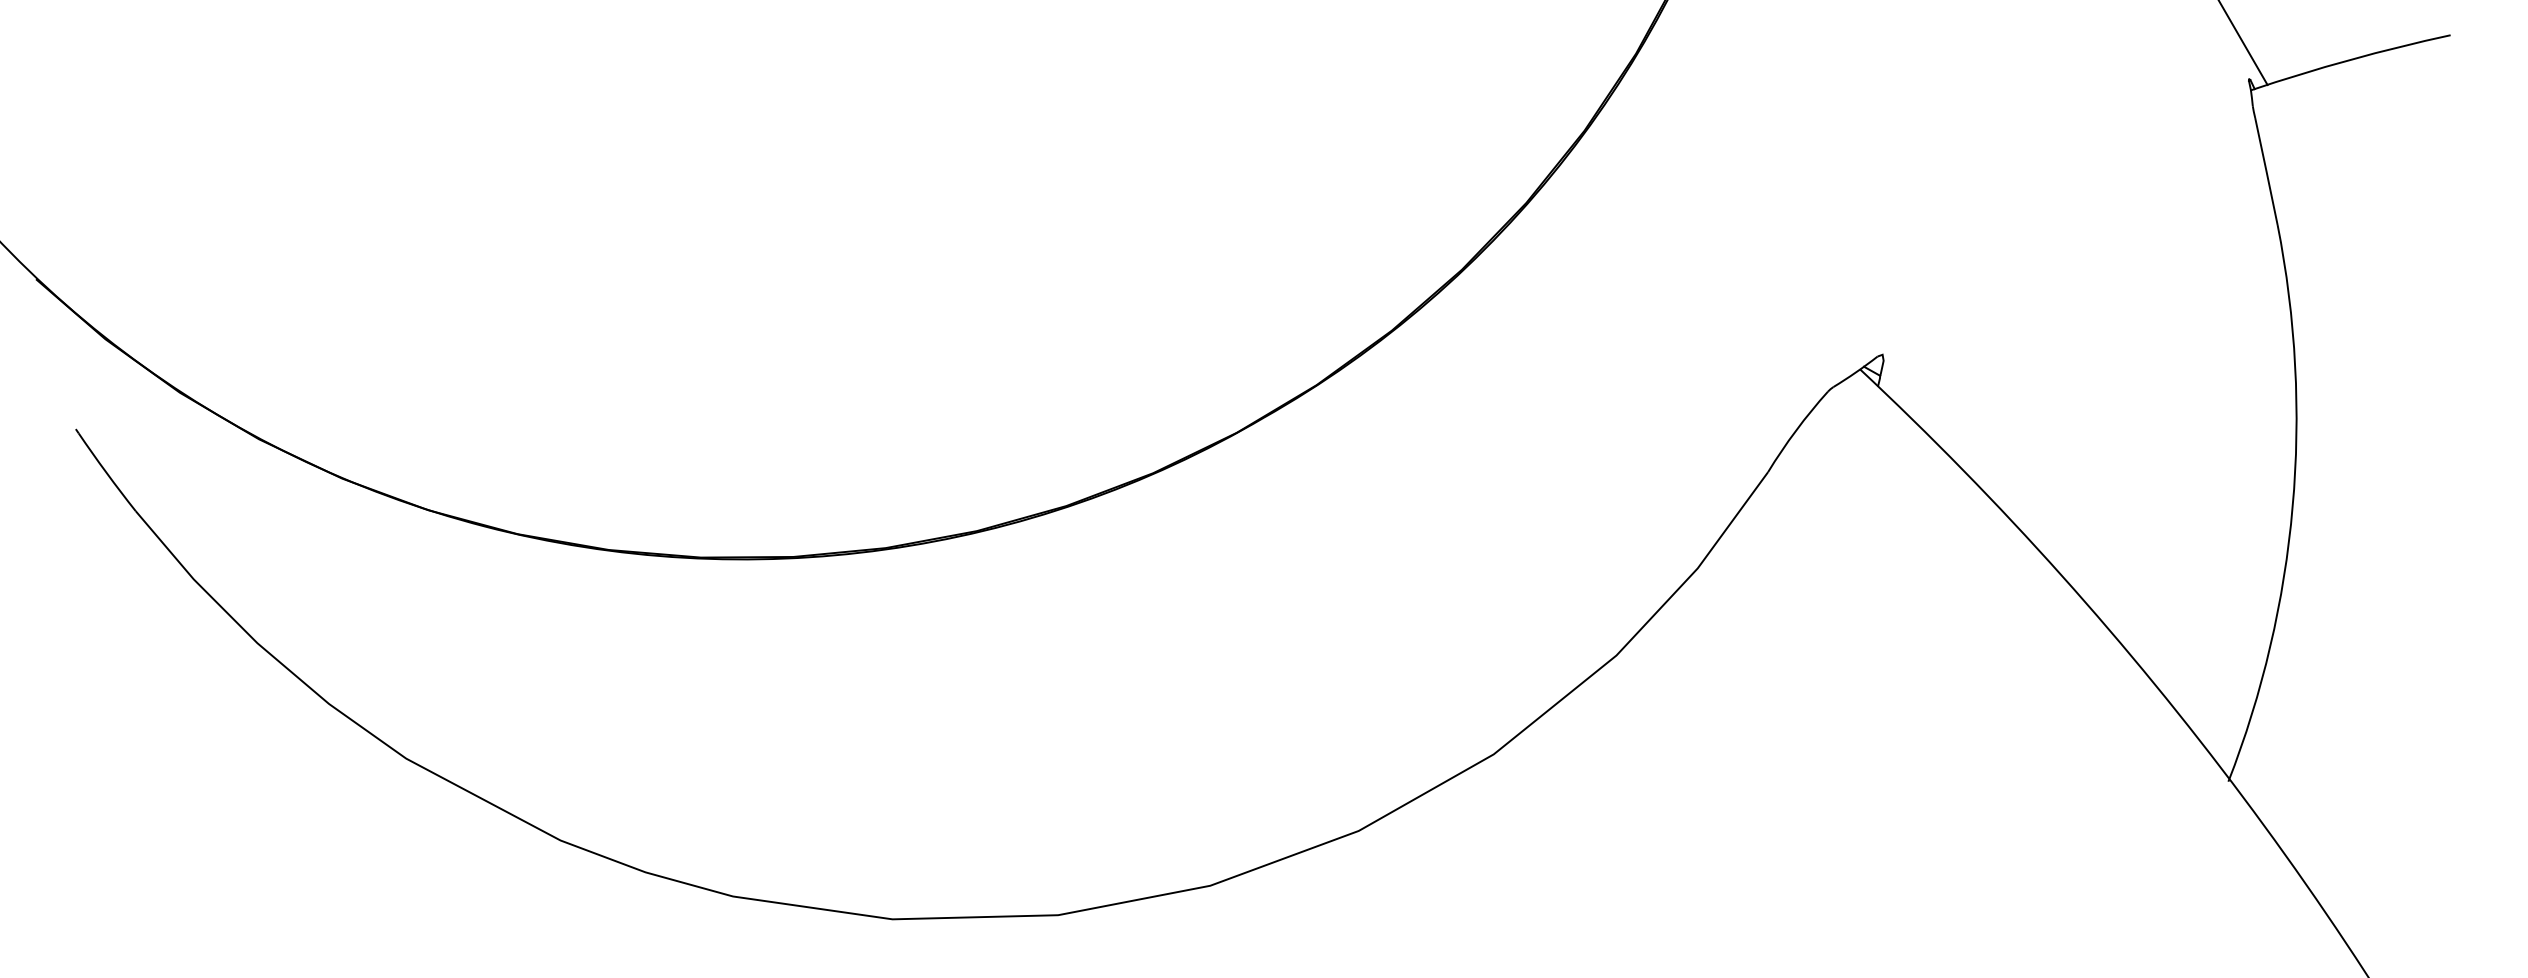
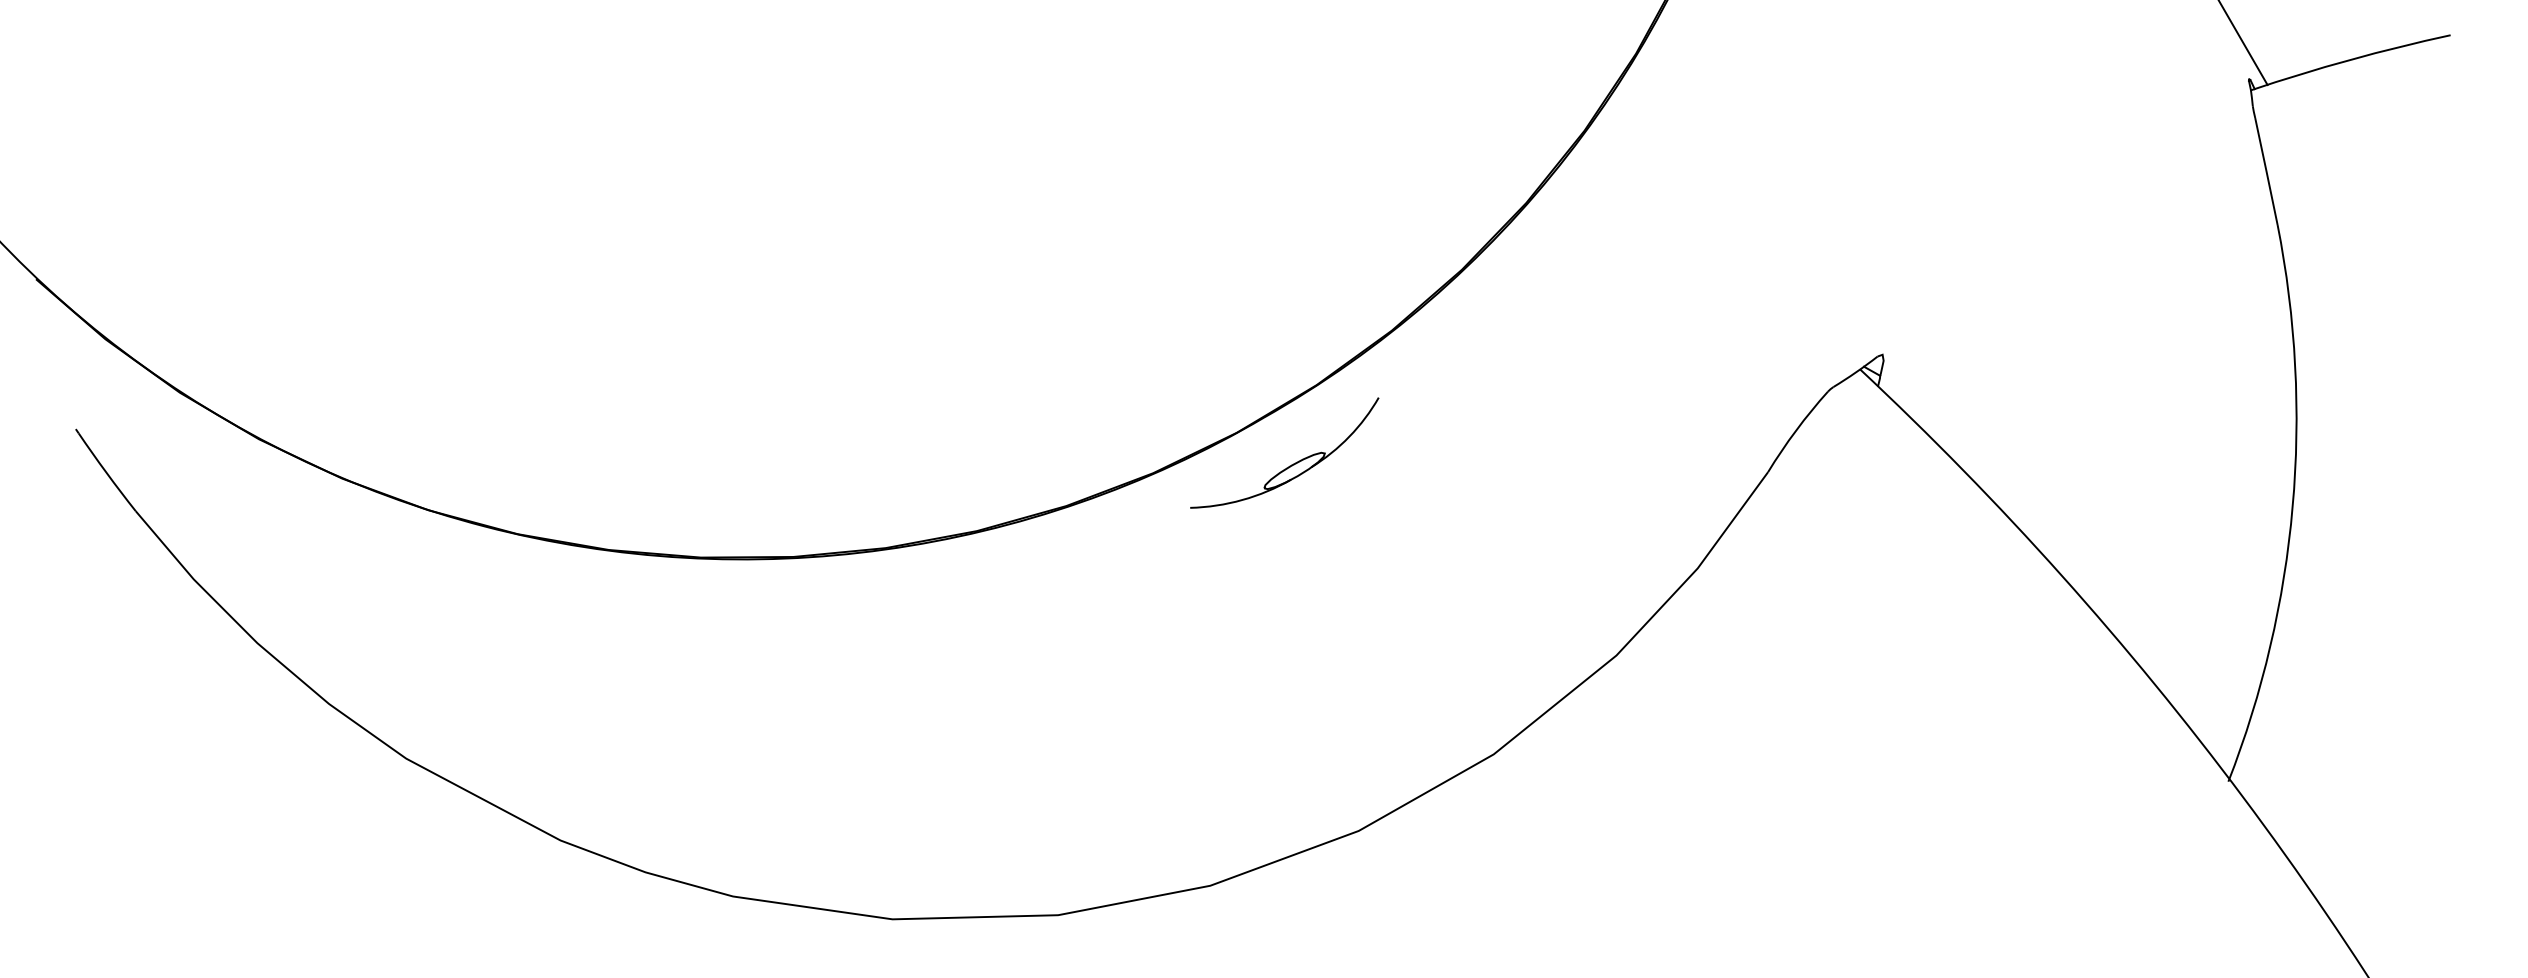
part: none -> present (1291, 464)
